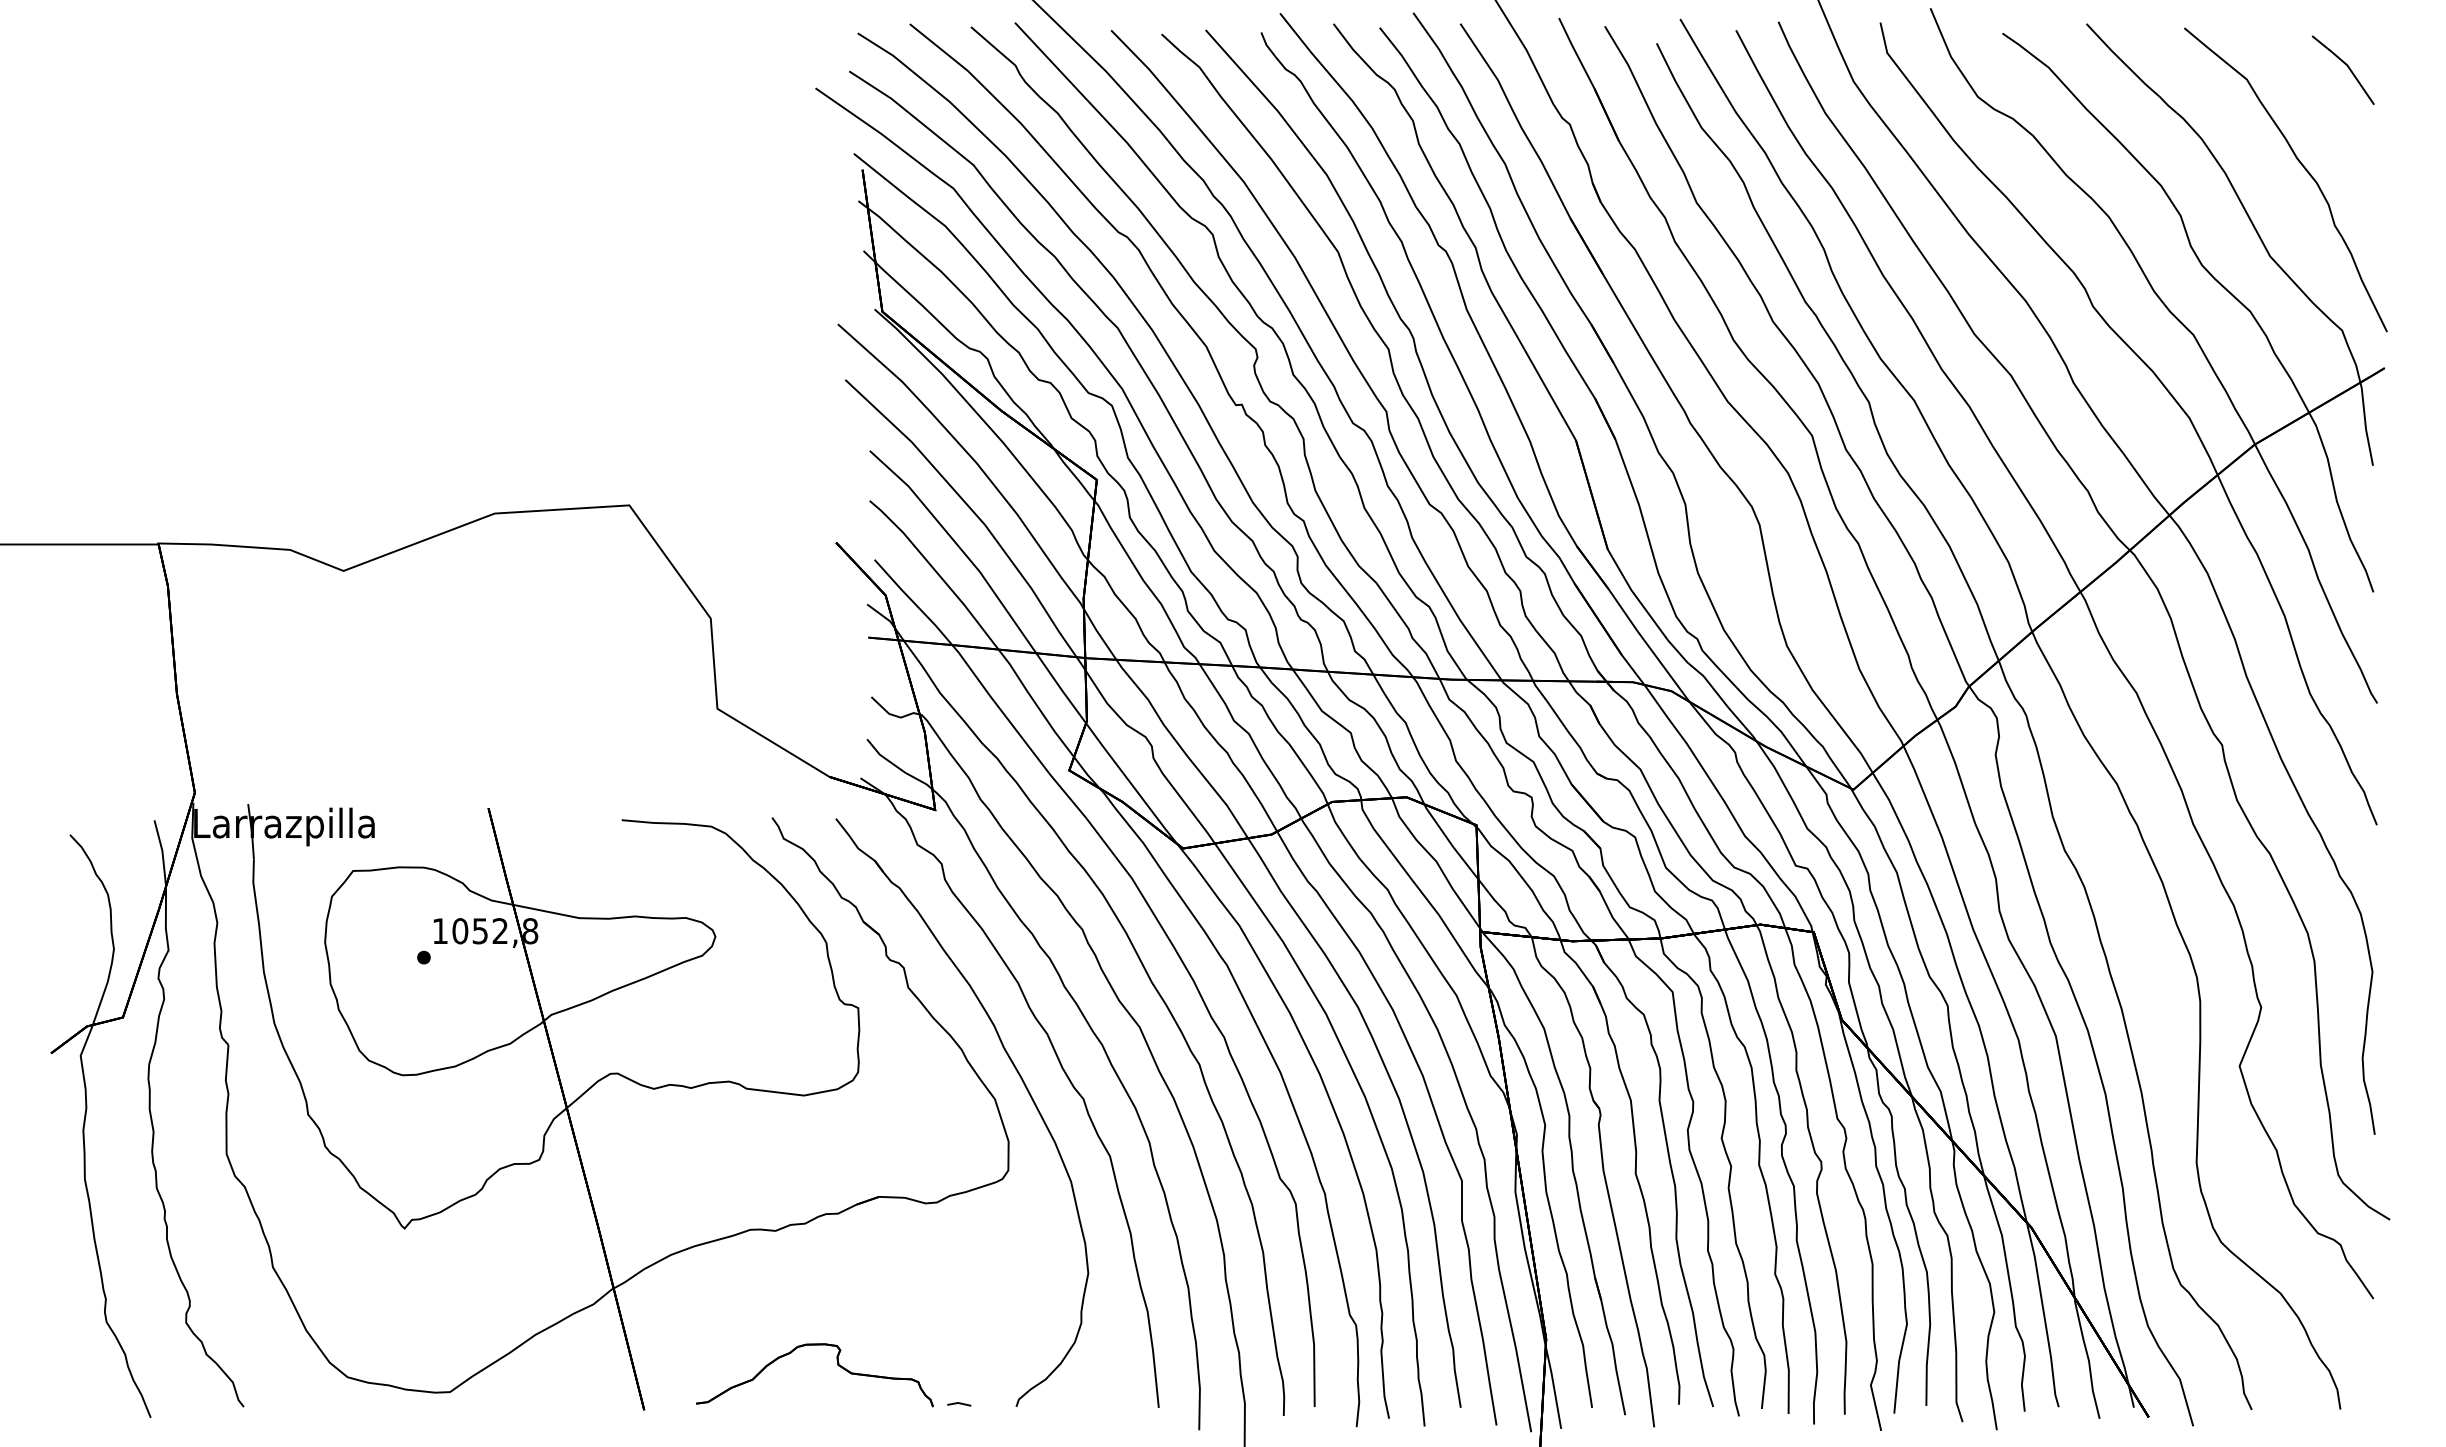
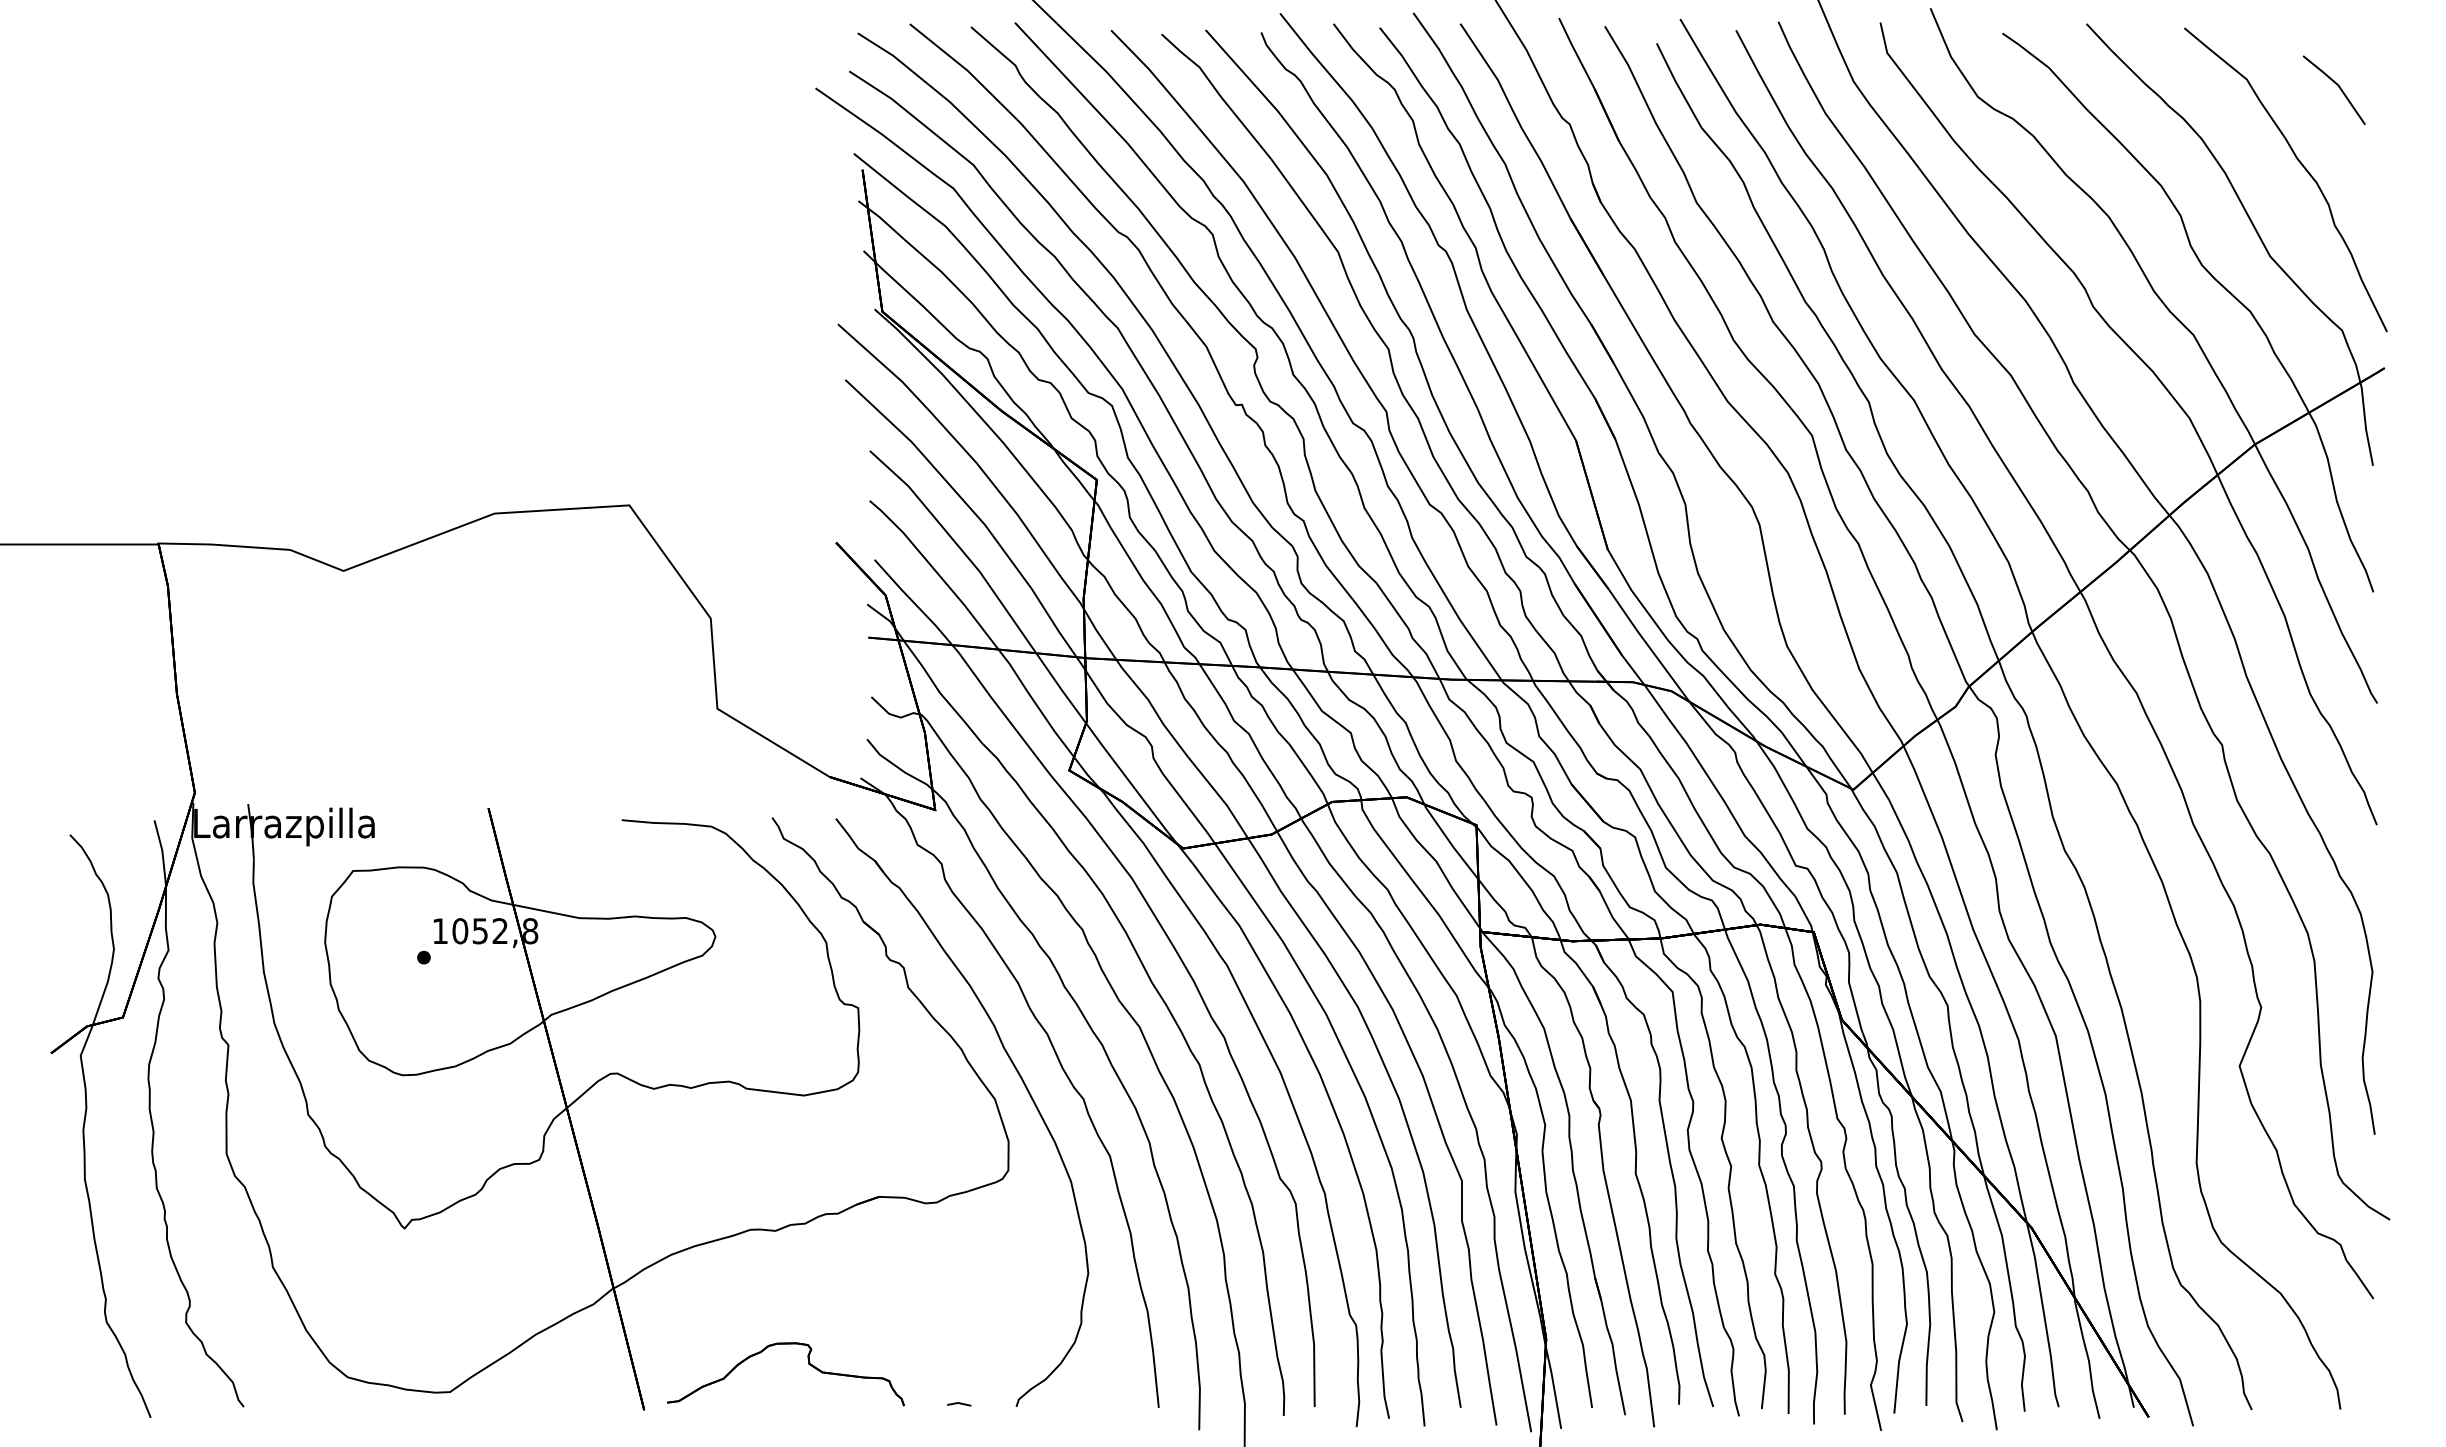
line position: (2344, 64) -> (2335, 84) (2335, 84)
part position: (837, 1365) -> (808, 1364) (808, 1364)
